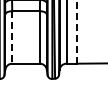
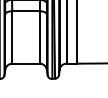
line: dashed -> solid (76, 31)
line: dashed -> solid (12, 37)
